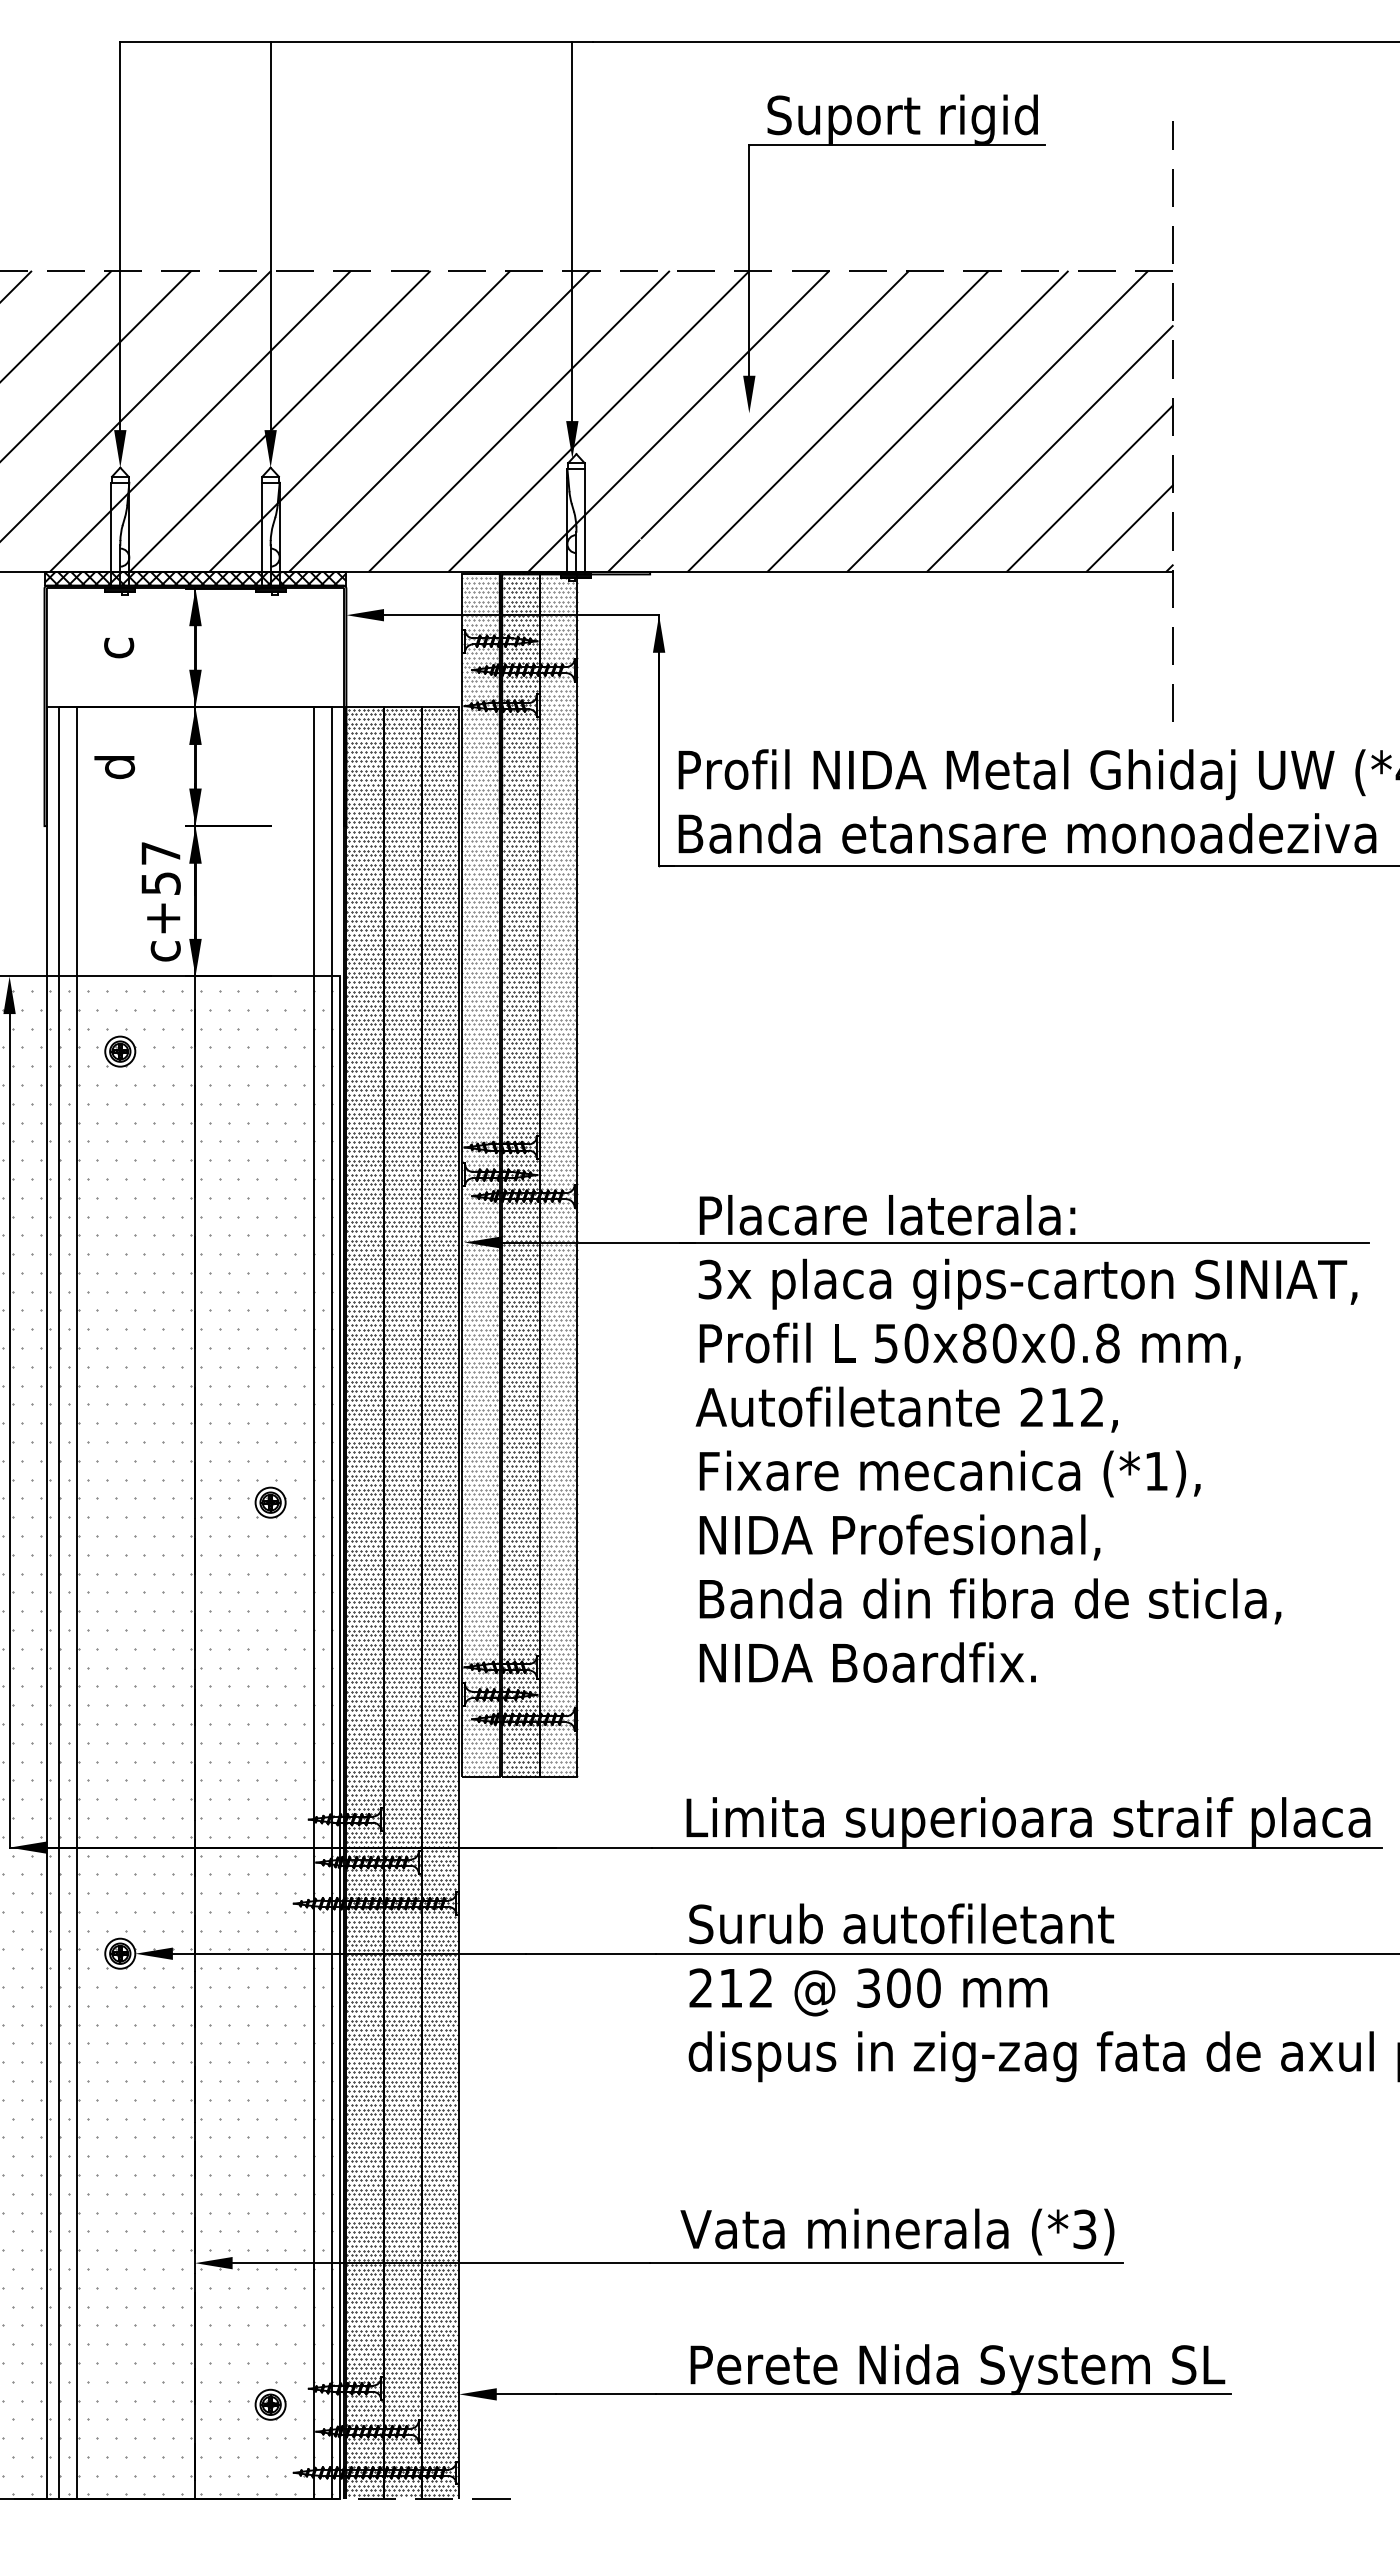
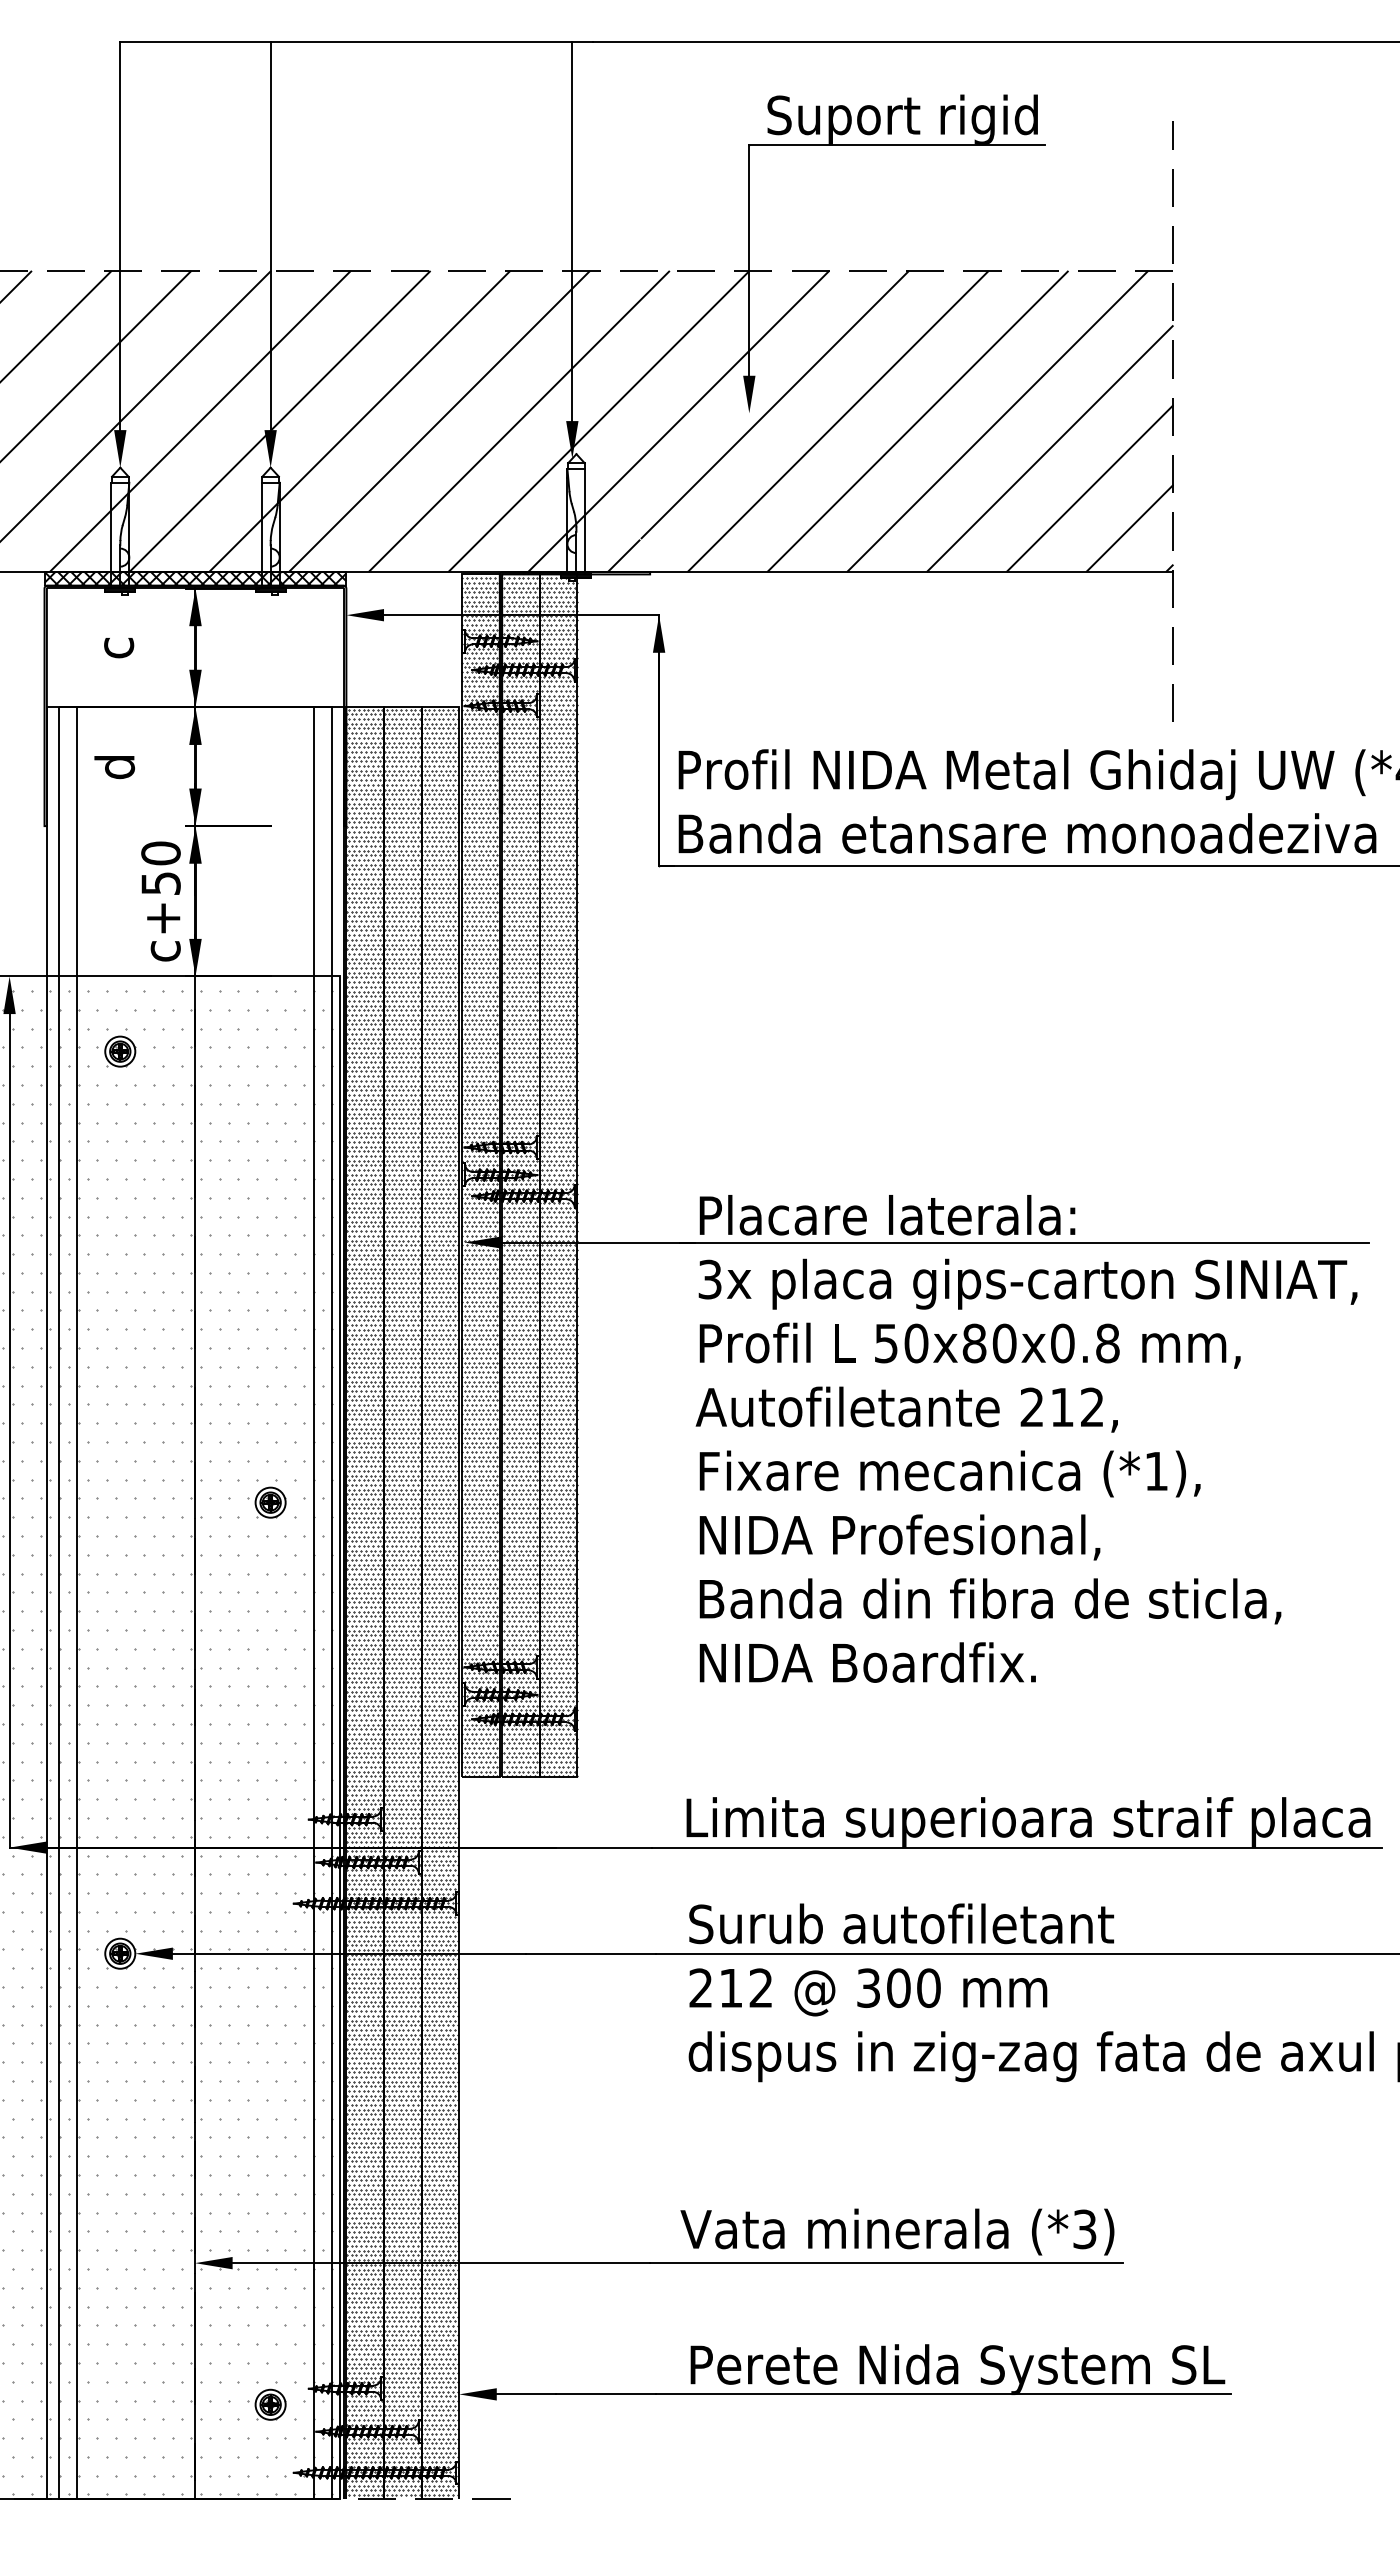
text: c+57 -> c+50 (160, 853)
hatch: none -> present (479, 1177)
hatch: none -> present (559, 1177)
